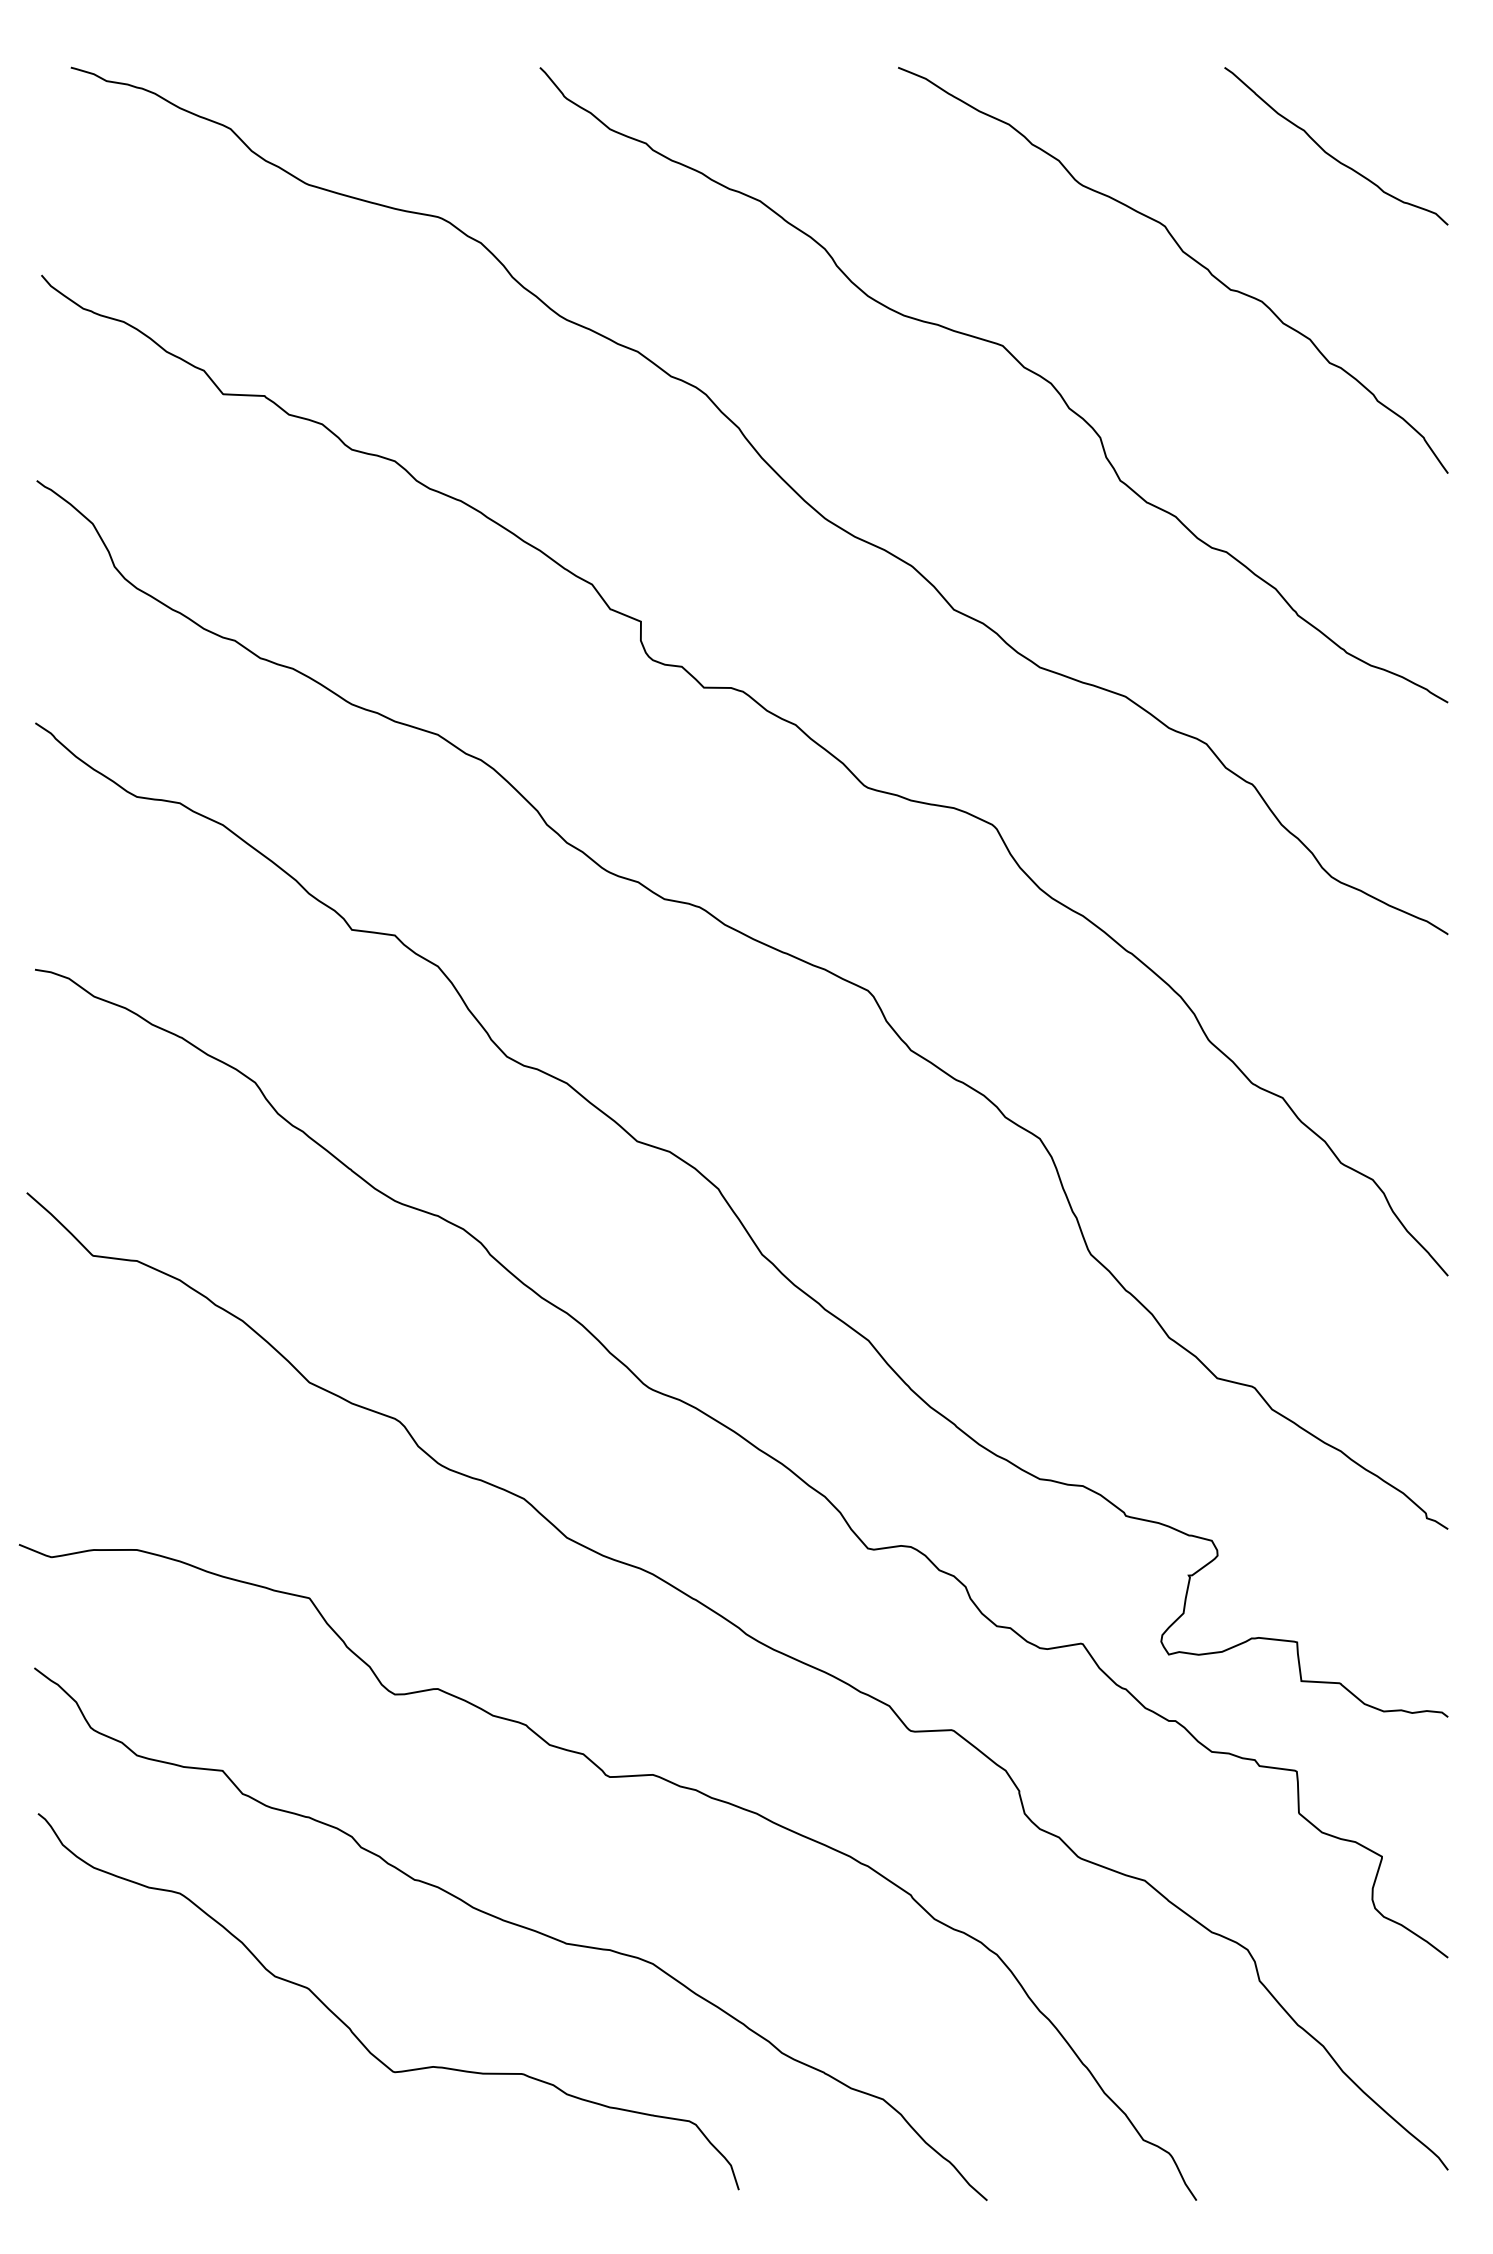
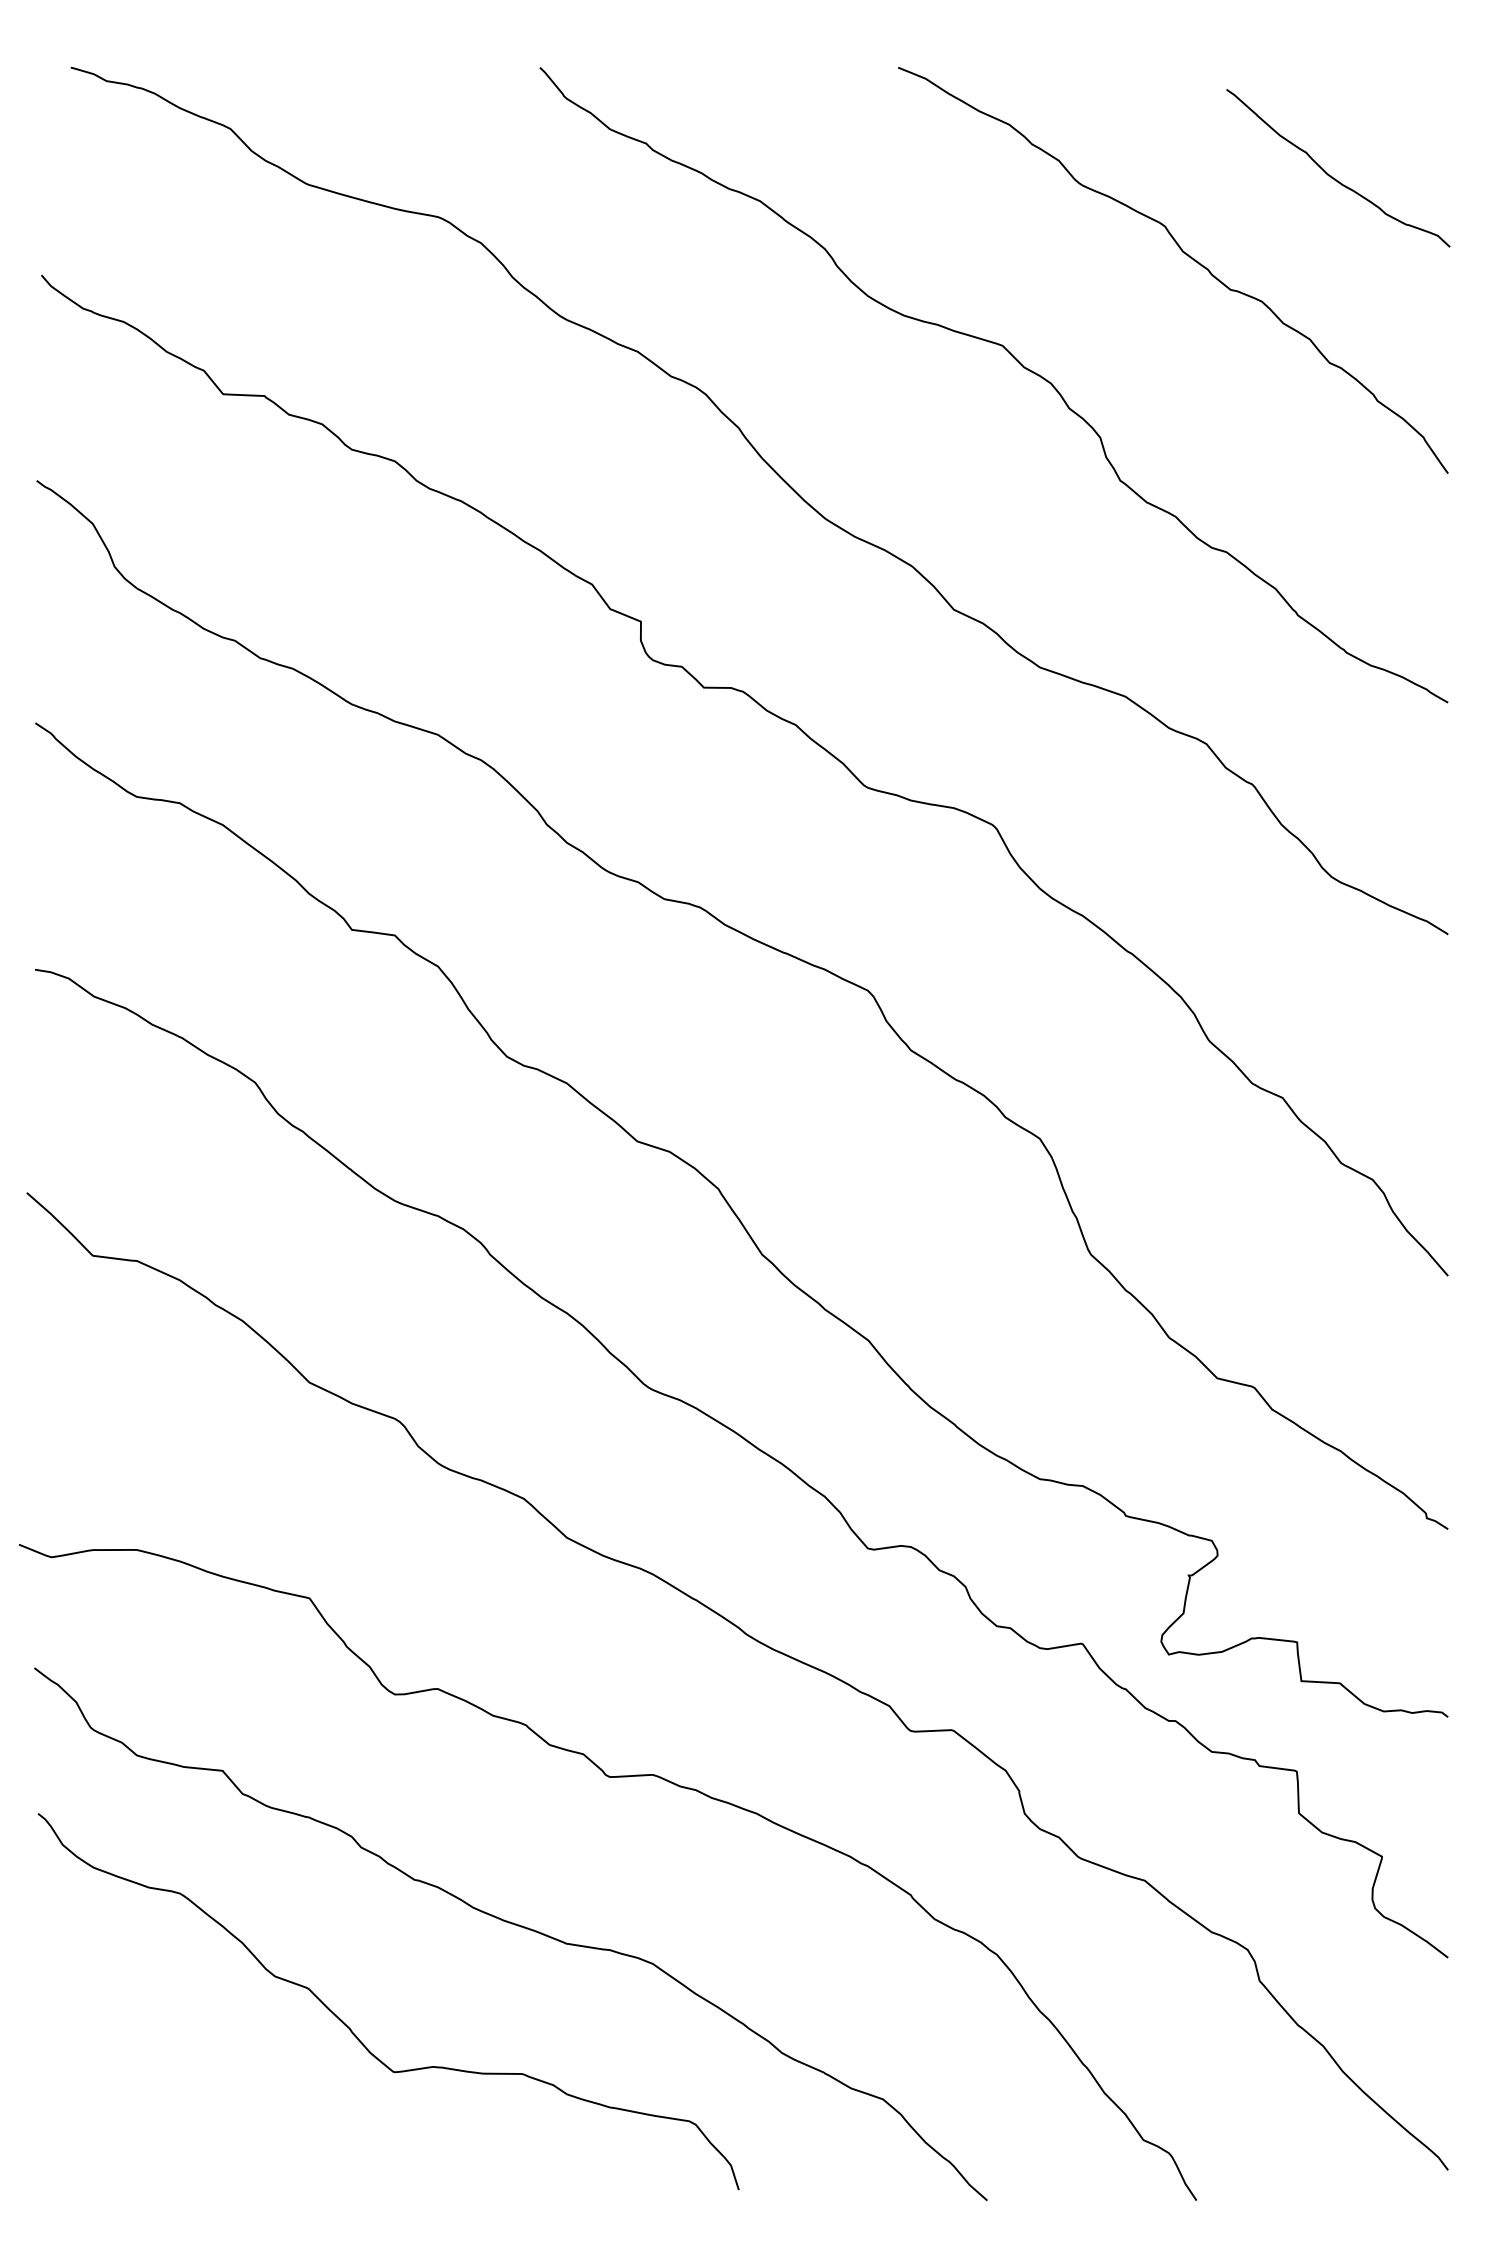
curve position: (1329, 153) -> (1331, 175) (1331, 175)
